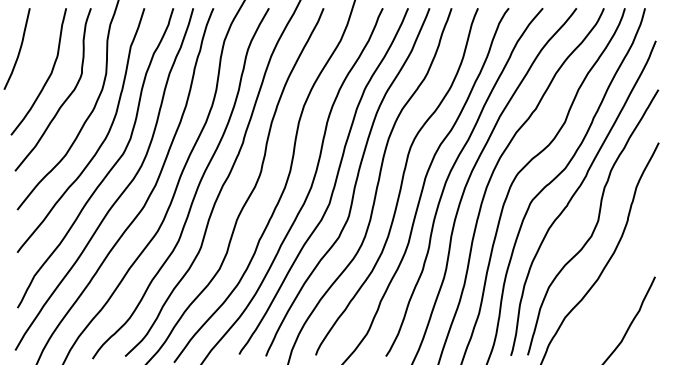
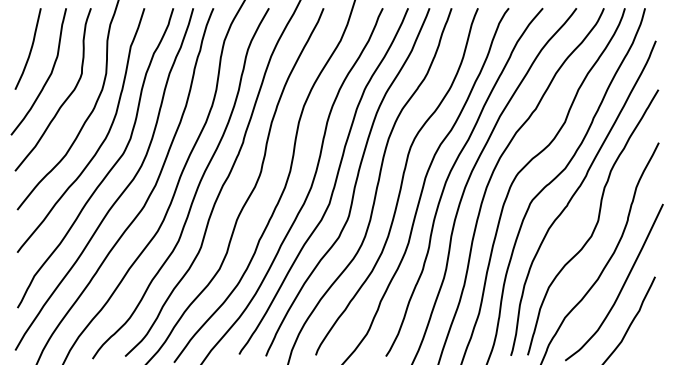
curve position: (19, 48) -> (30, 48) (30, 48)
curve: none -> present (622, 285)
